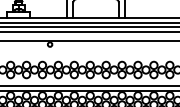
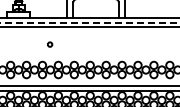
line: solid -> dashed (90, 22)
line: present -> none (89, 32)
line: present -> none (89, 40)
